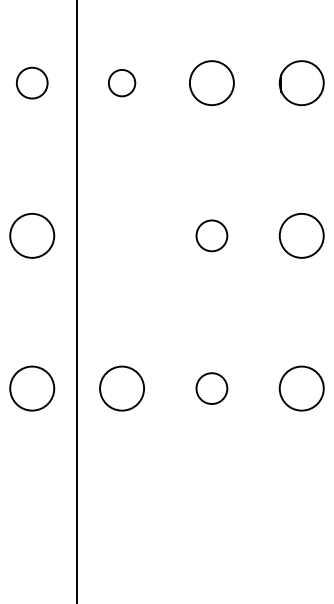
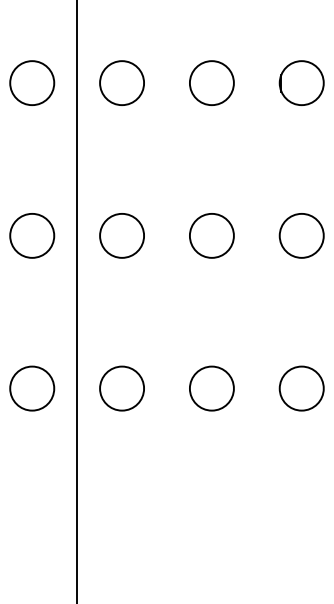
circle diameter: 31 px -> 44 px (32, 83)
circle diameter: 26 px -> 44 px (122, 83)
circle: none -> present (121, 235)
circle diameter: 31 px -> 44 px (211, 235)
circle diameter: 31 px -> 44 px (211, 388)
